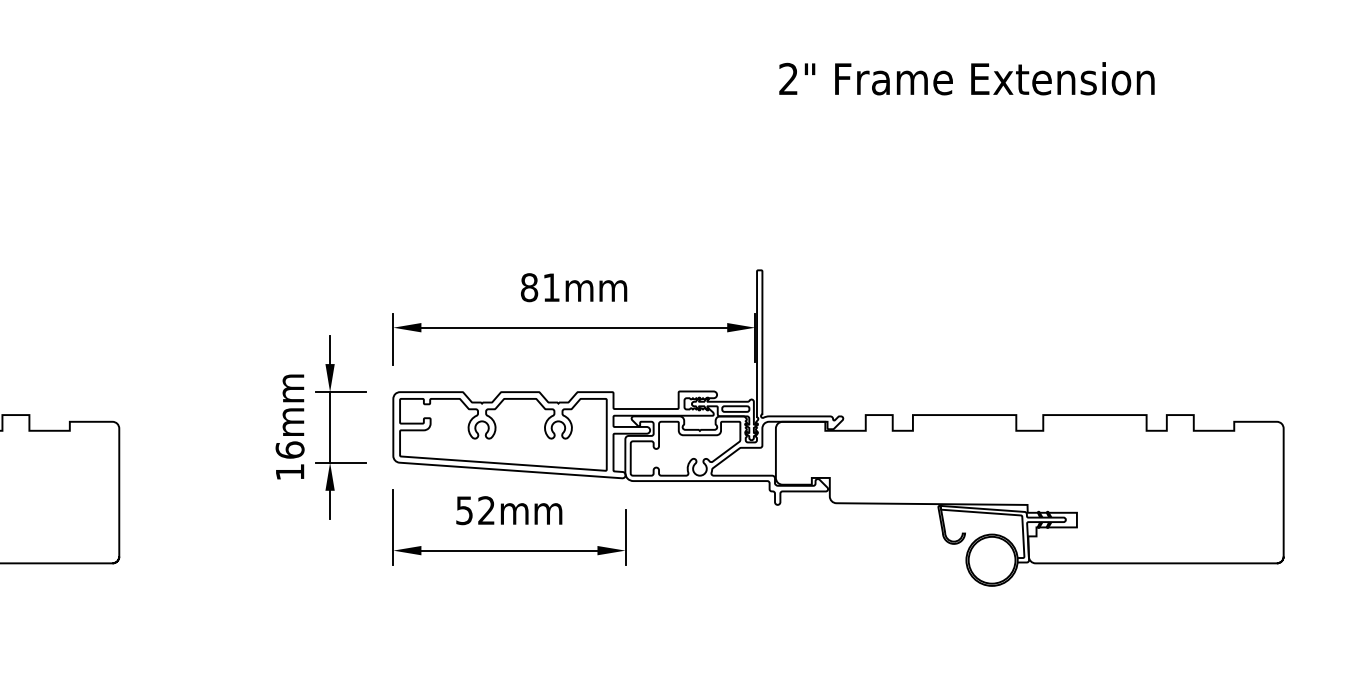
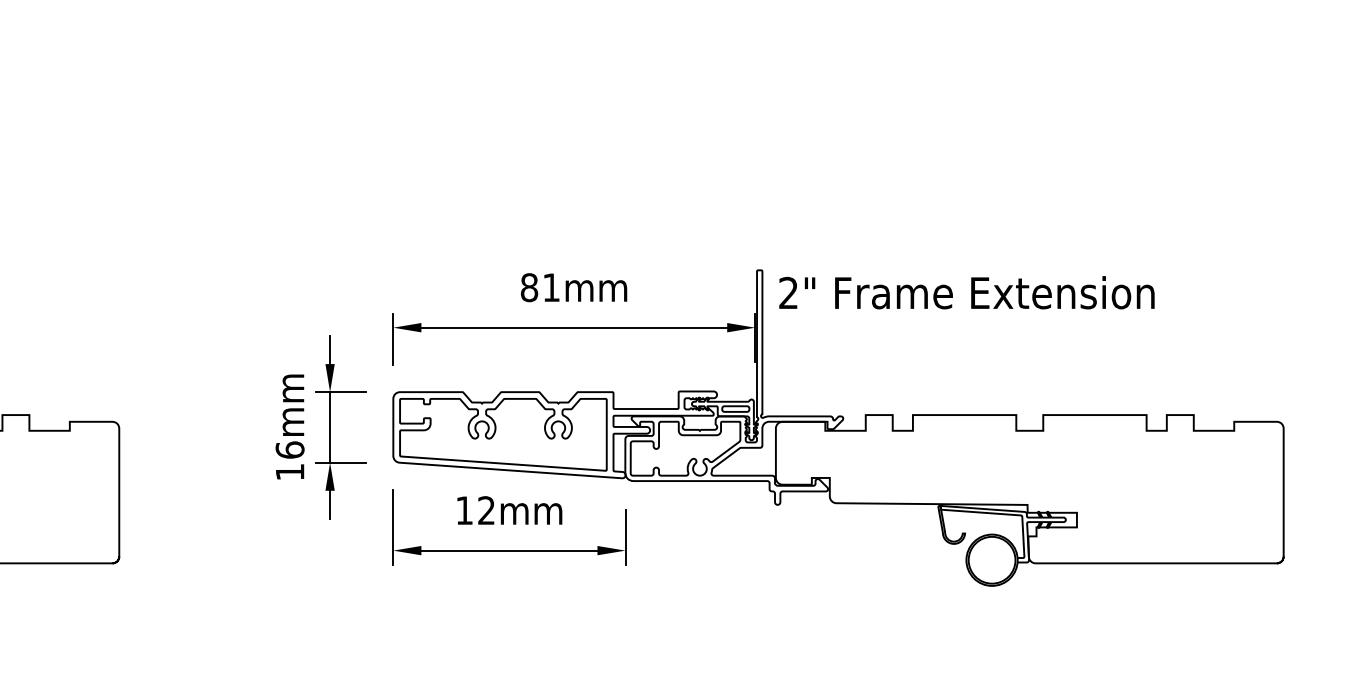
text position: (966, 78) -> (966, 292) (966, 292)
text: 52mm -> 12mm (464, 510)
